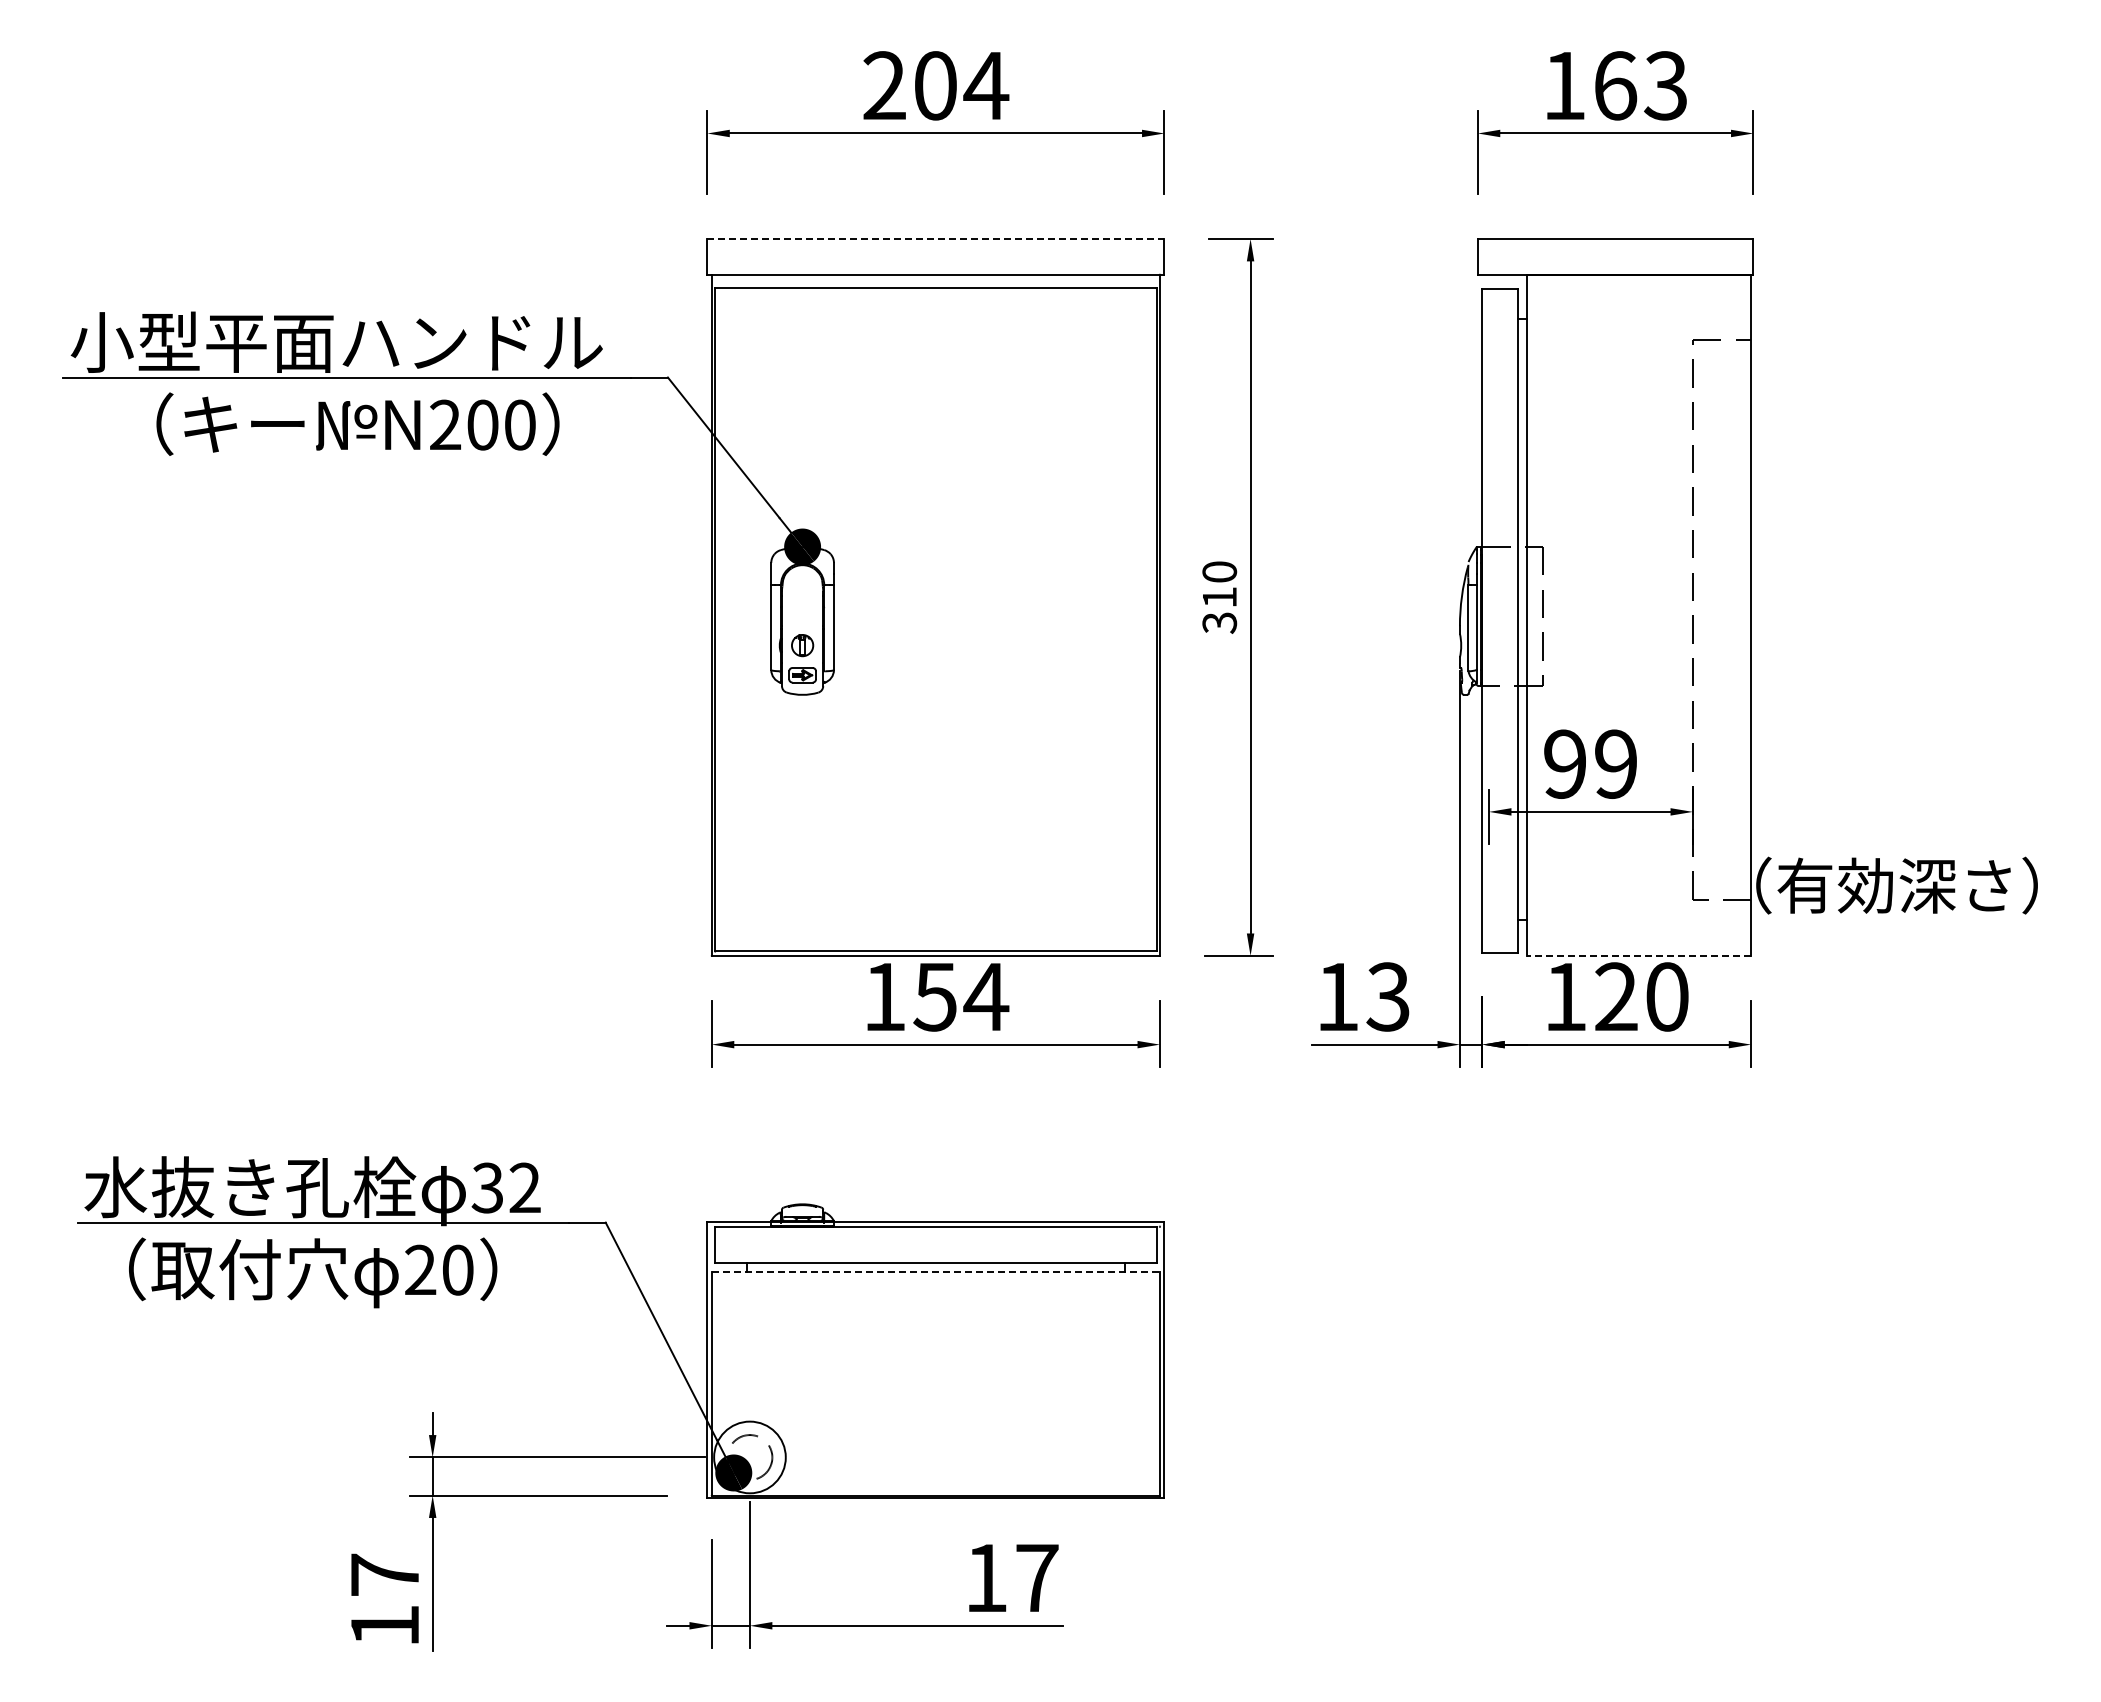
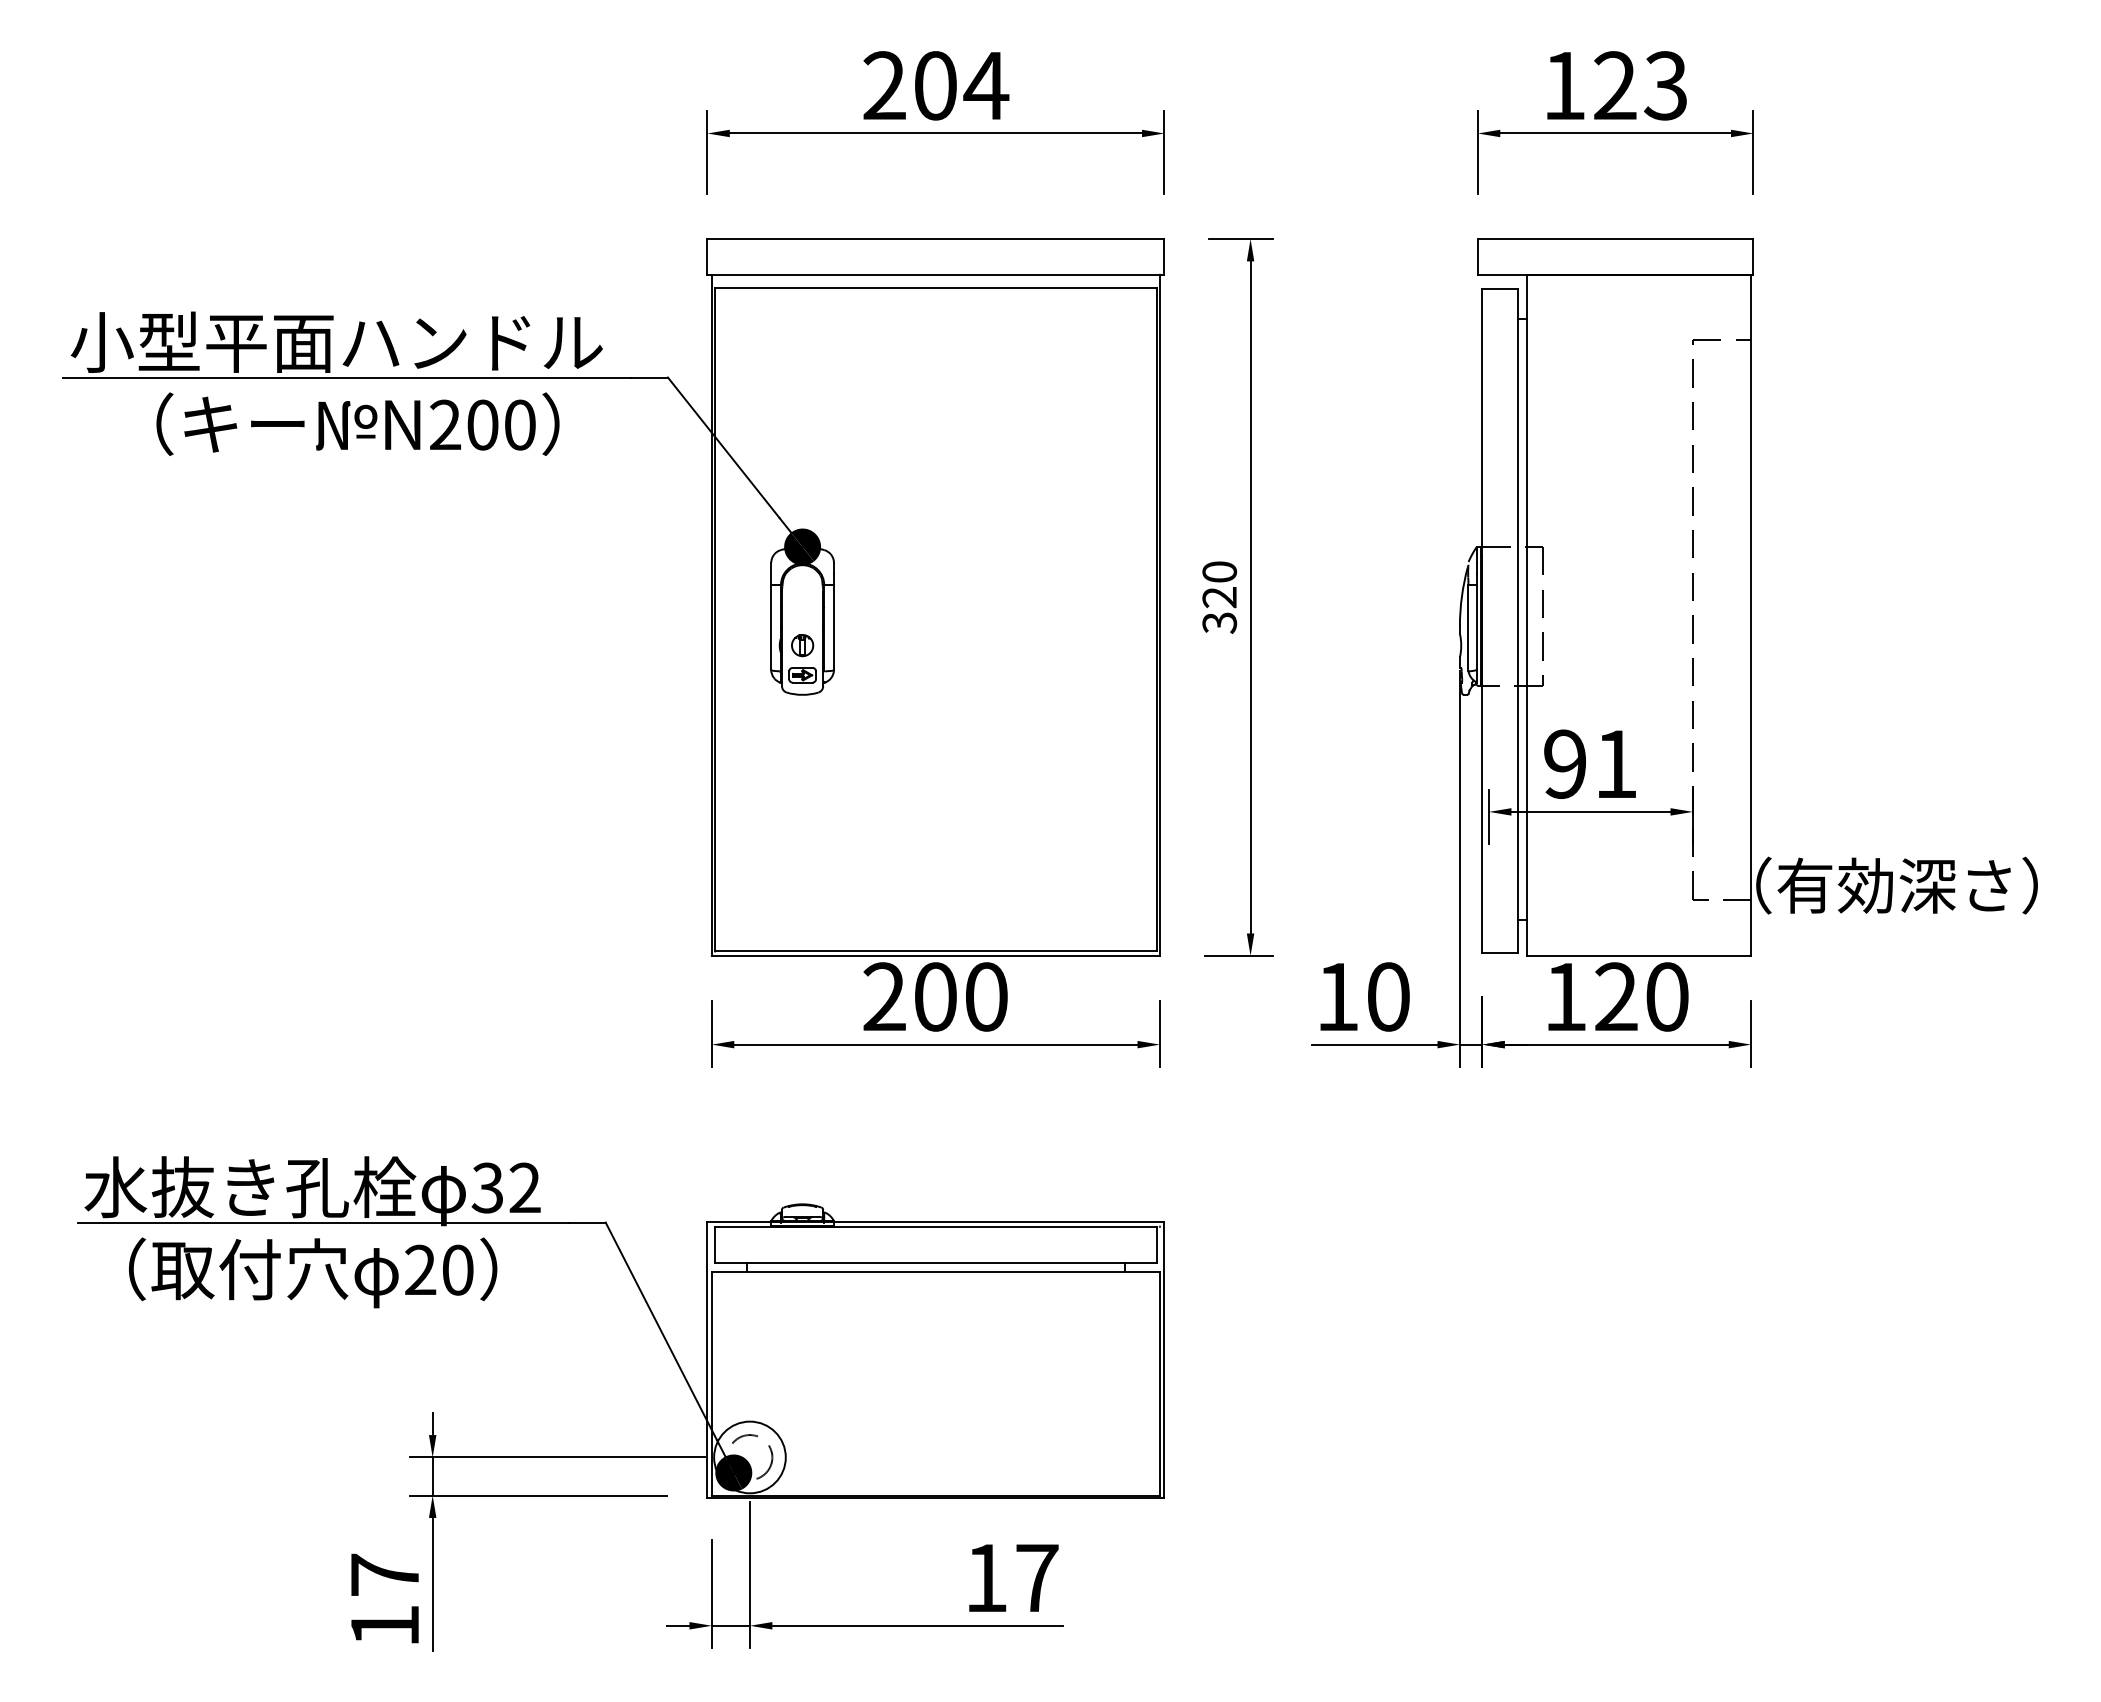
text: 163 -> 123 (1615, 85)
line: dashed -> solid (935, 238)
text: 310 -> 320 (1219, 597)
text: 99 -> 91 (1615, 763)
line: dashed -> solid (1638, 955)
text: 154 -> 200 (936, 996)
text: 13 -> 10 (1387, 996)
line: dashed -> solid (936, 1271)
